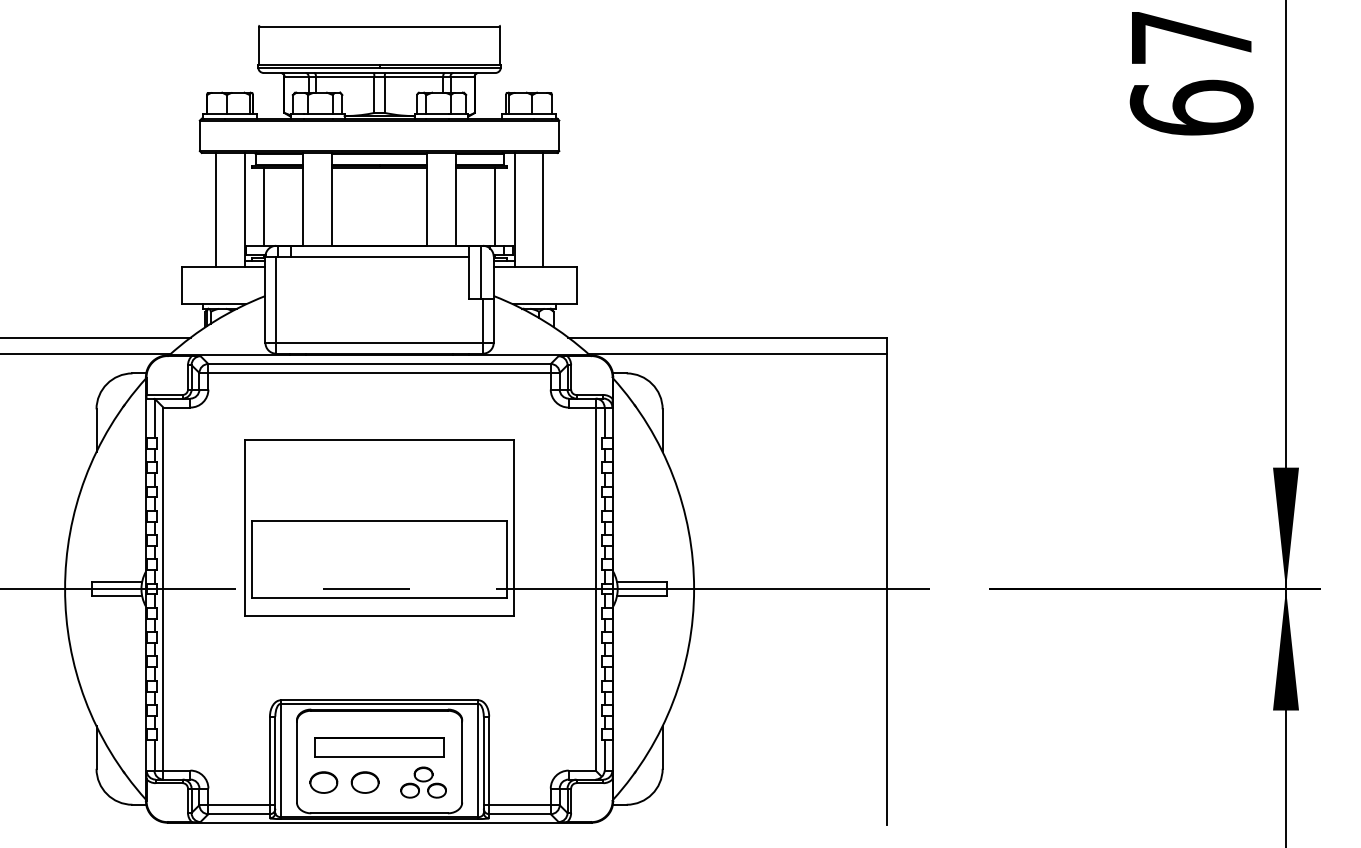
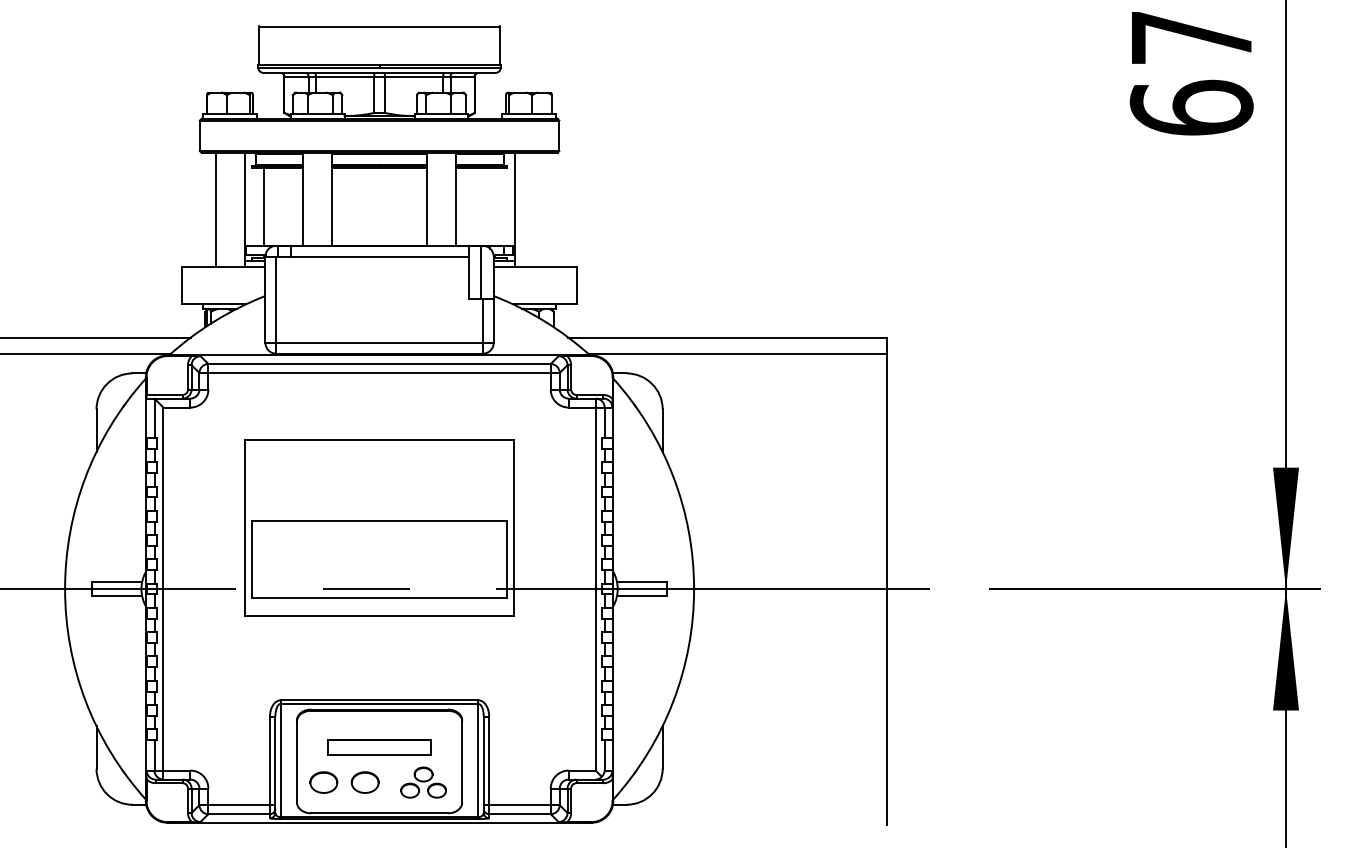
line: present -> none (495, 206)
line: present -> none (543, 209)
part size: 131x21 px -> 105x17 px (379, 747)
